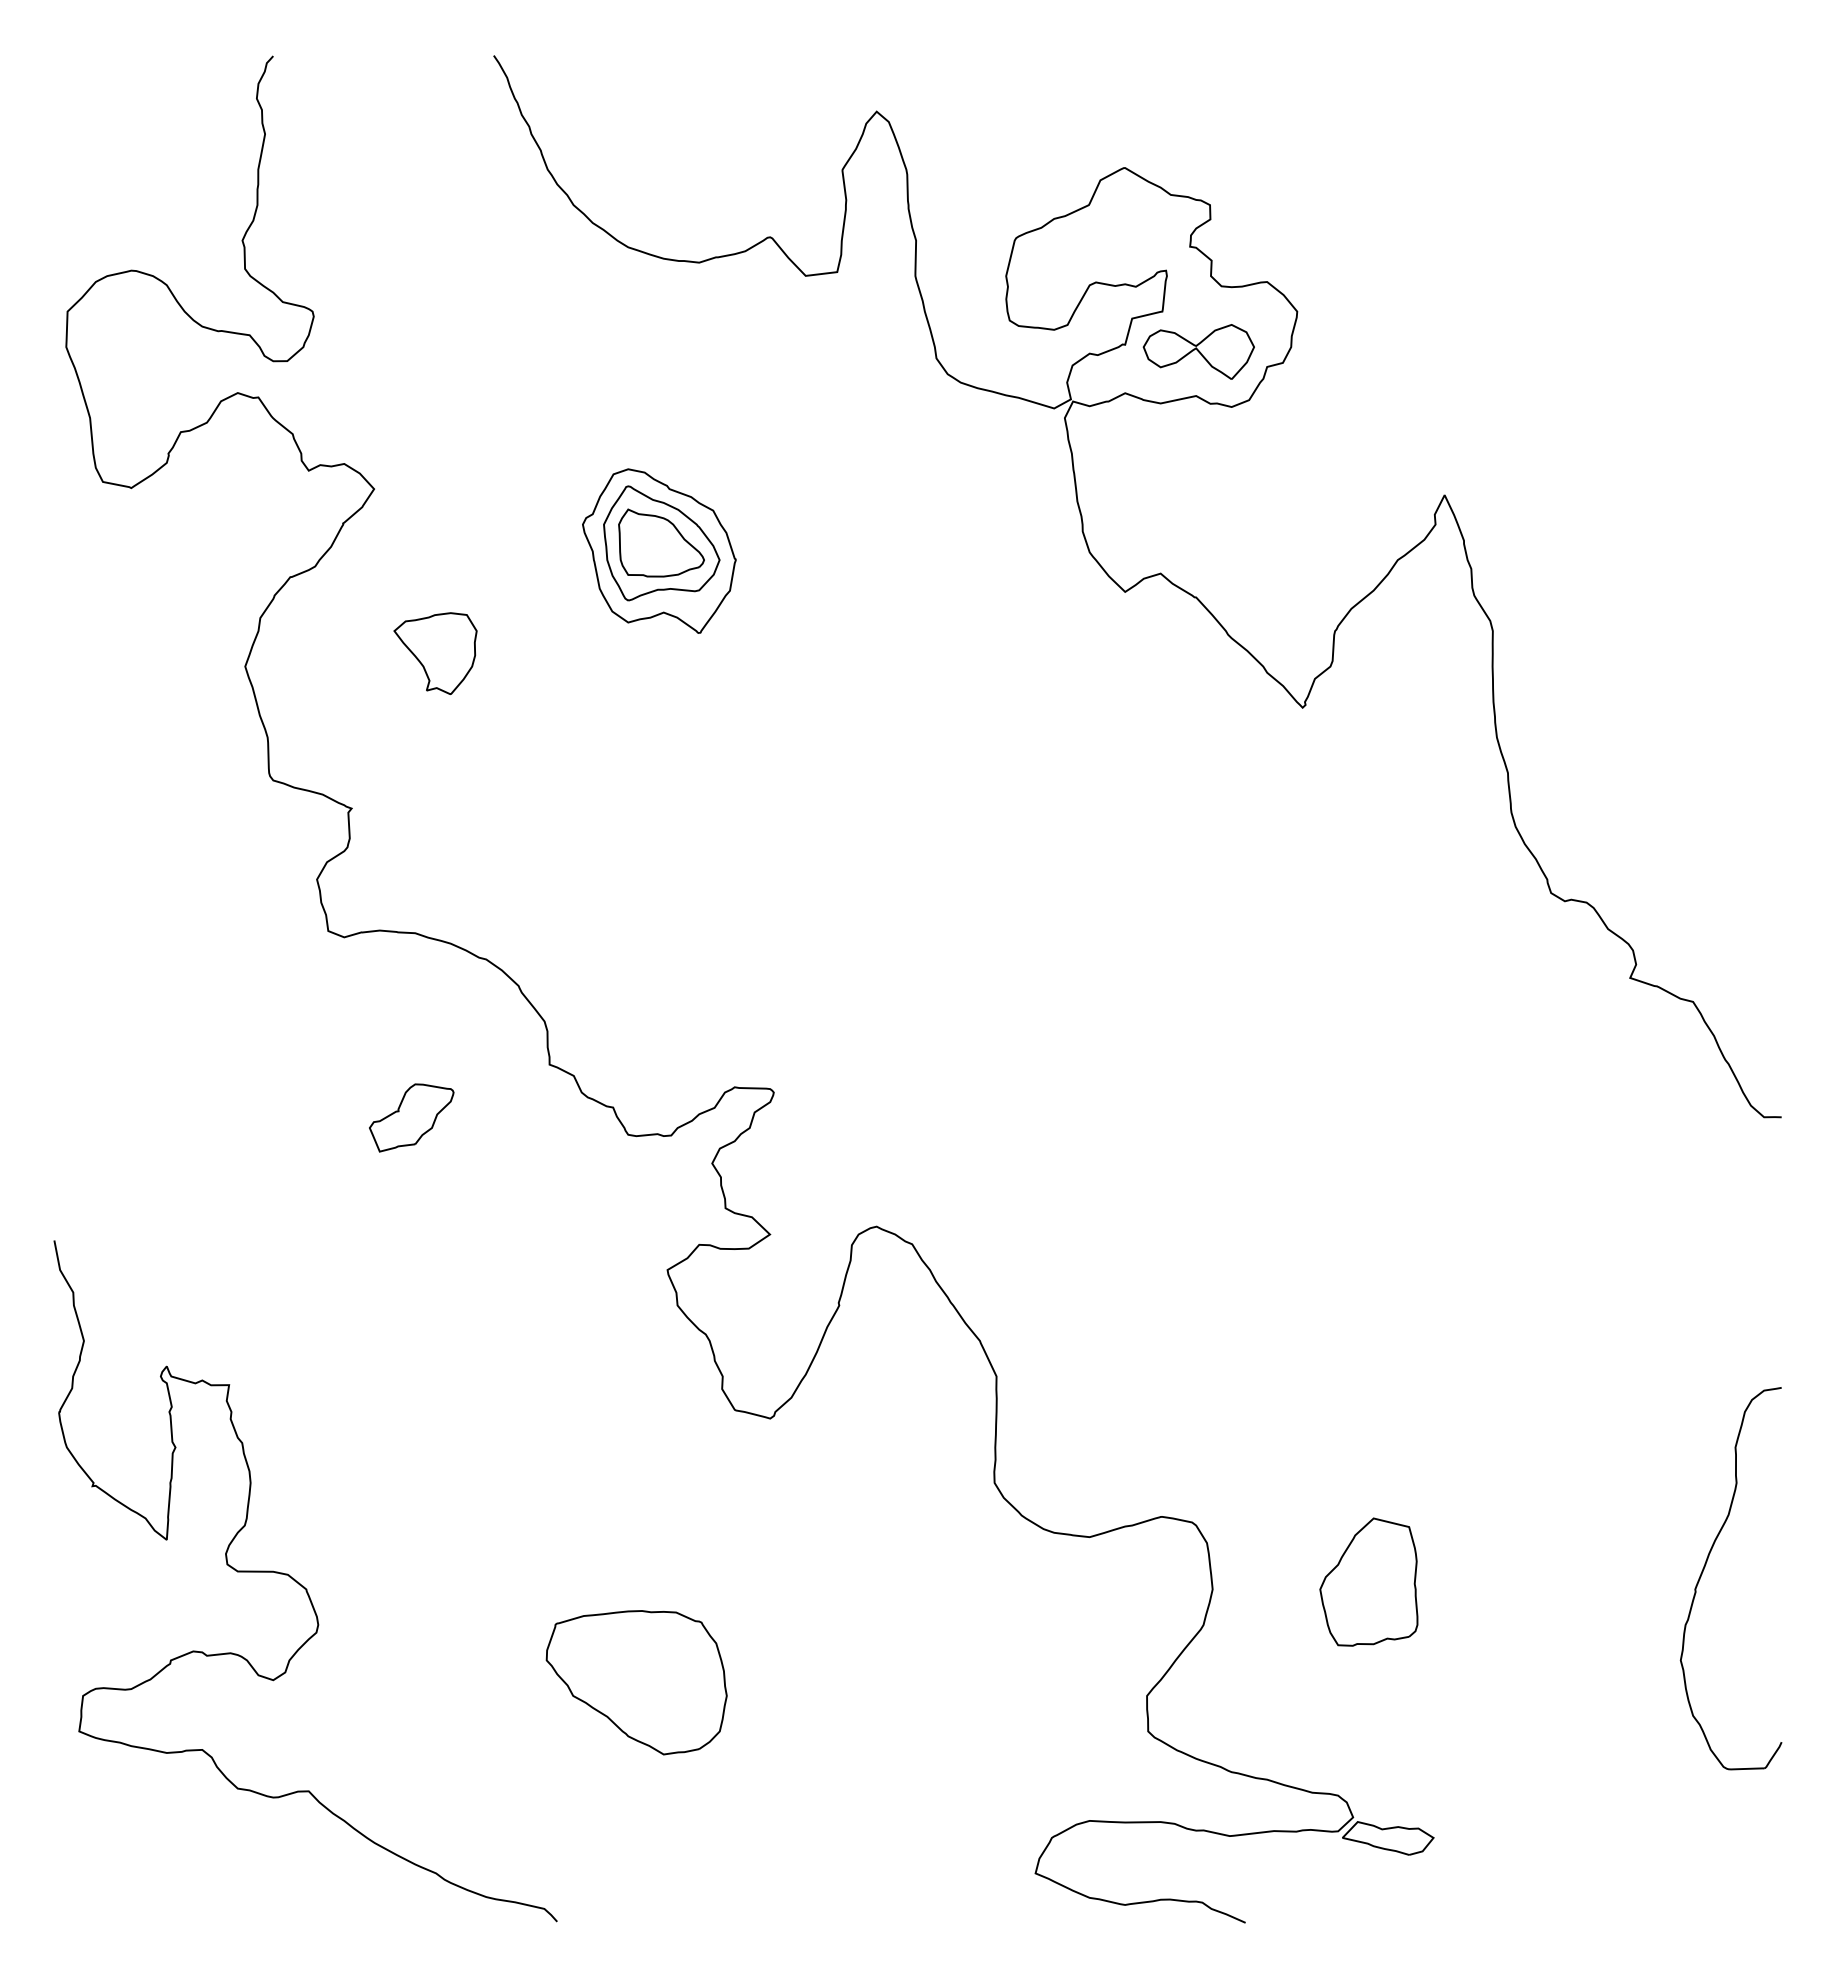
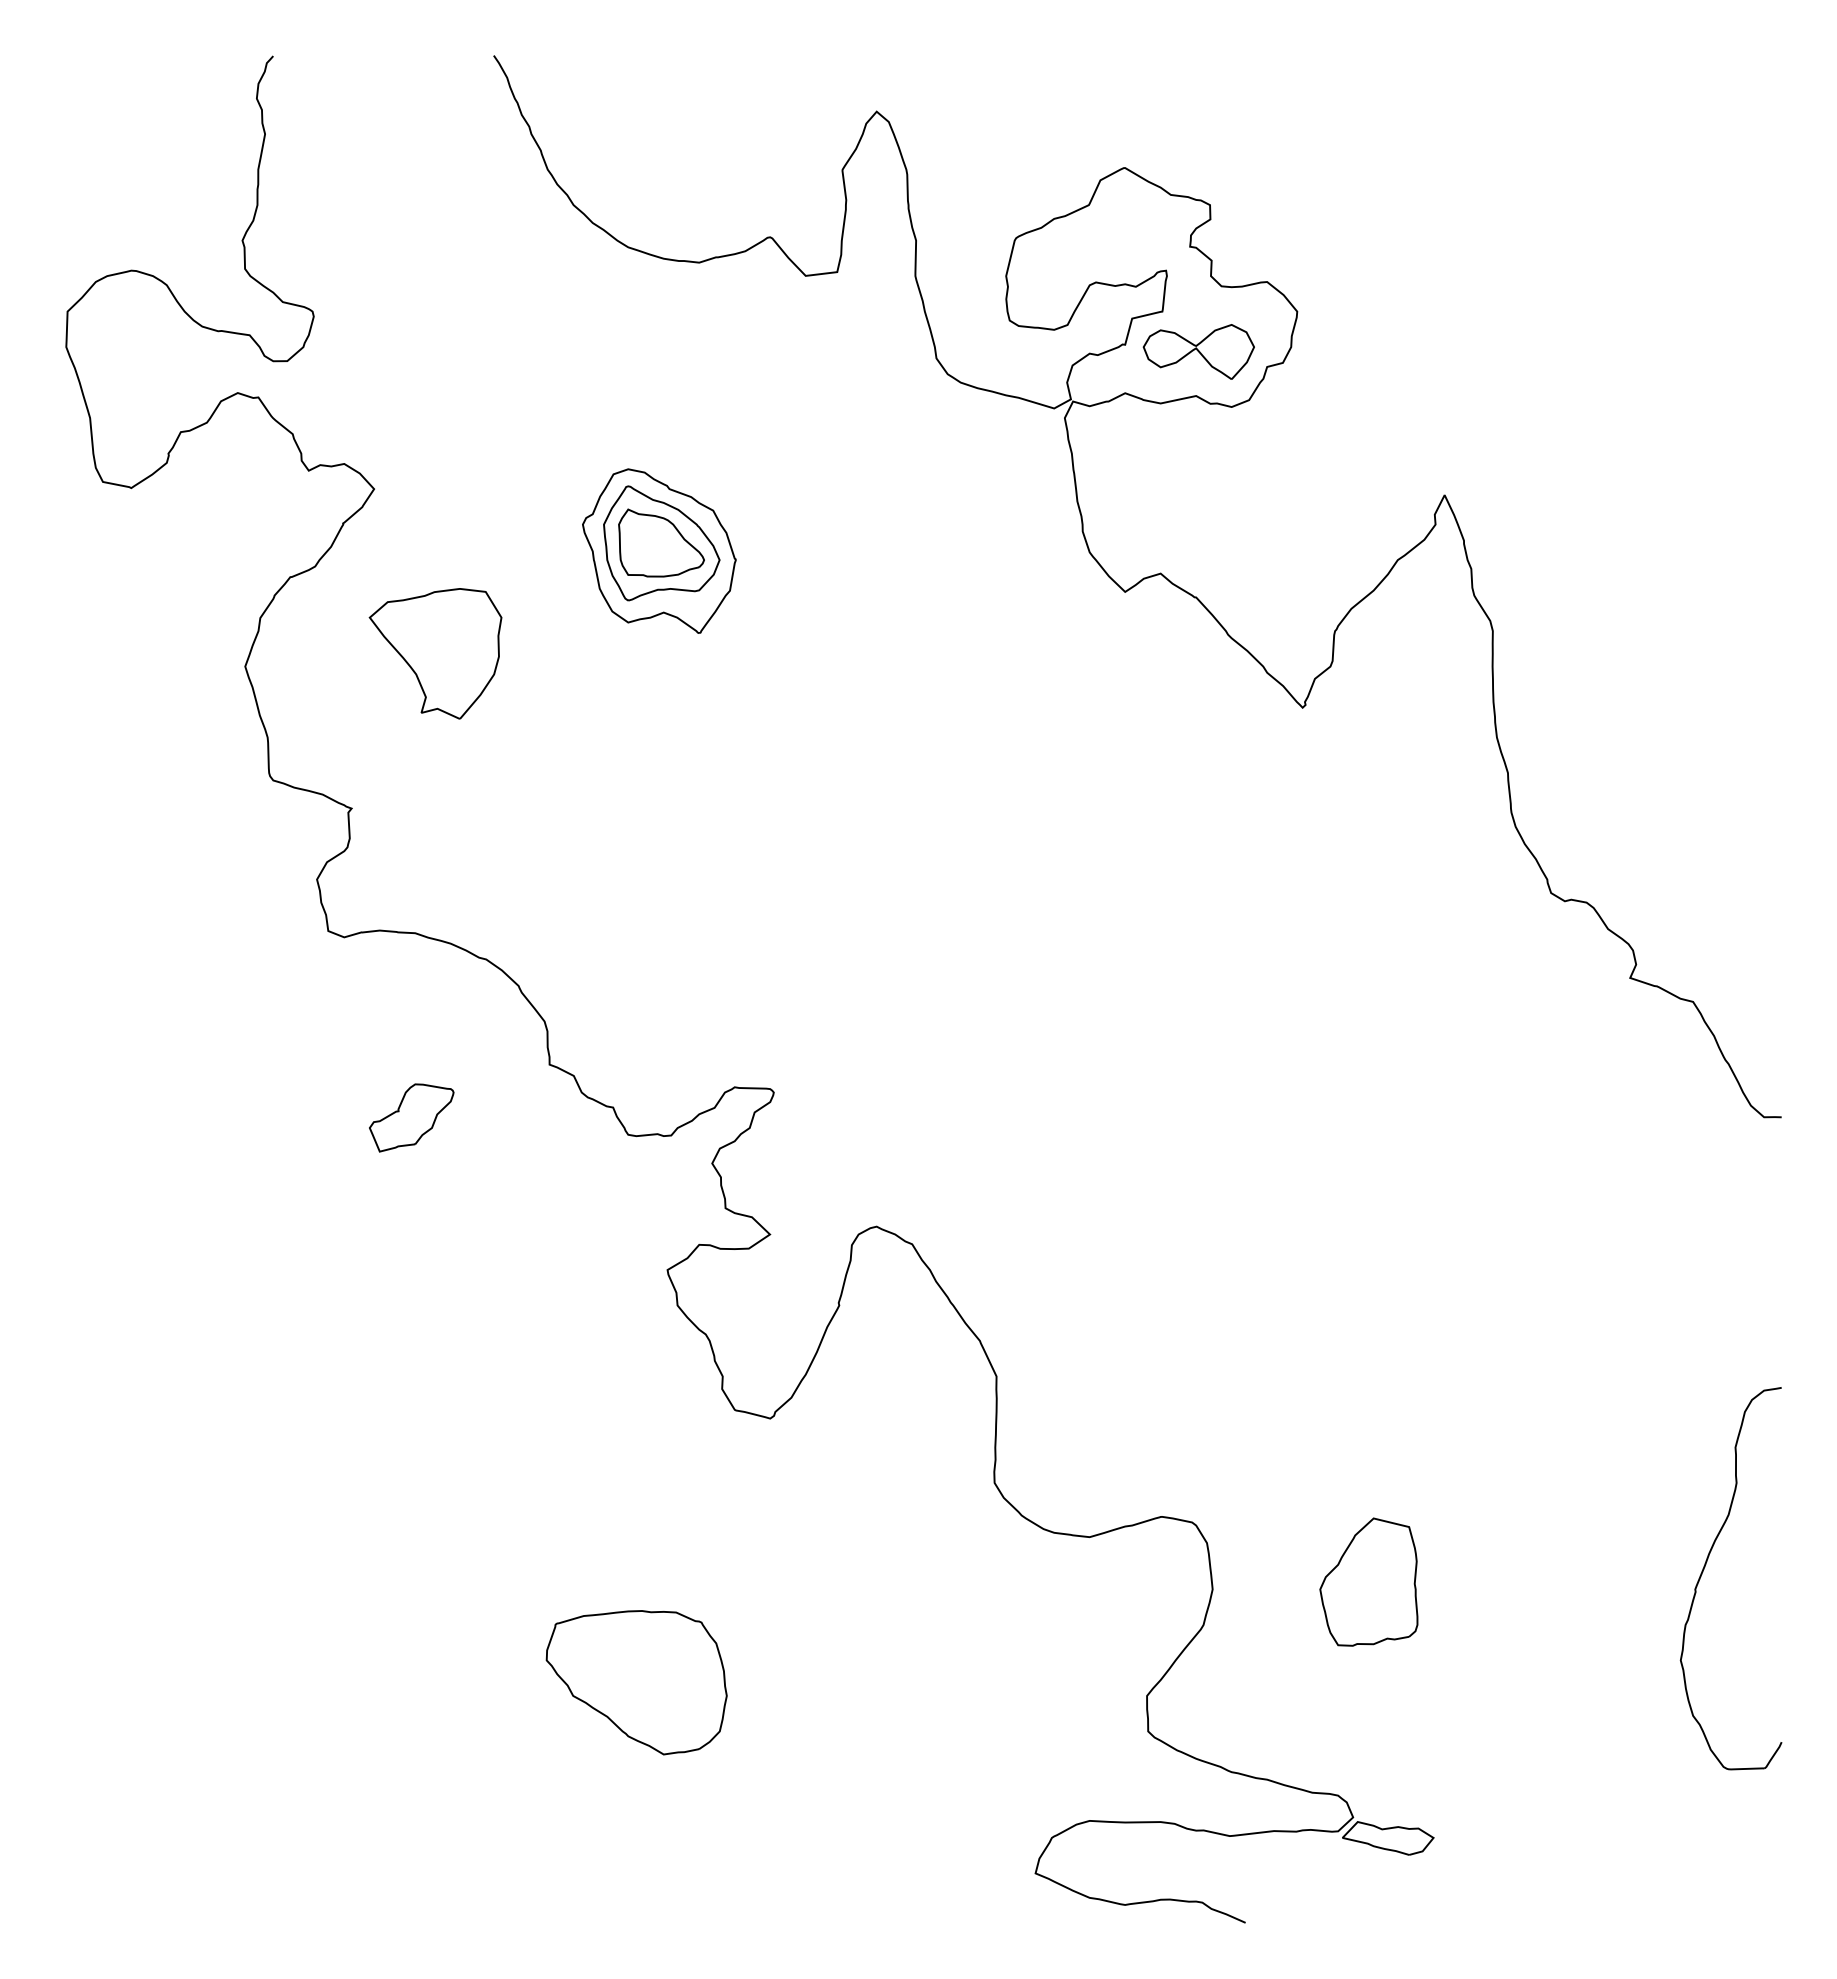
part size: 85x83 px -> 135x132 px (435, 653)
curve: present -> none (303, 1585)
